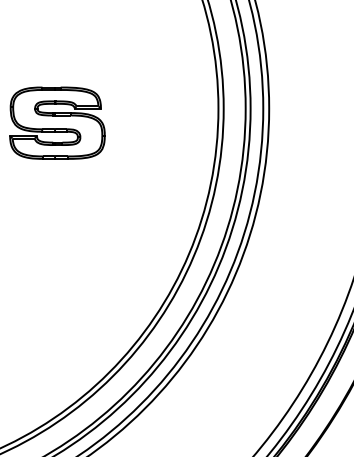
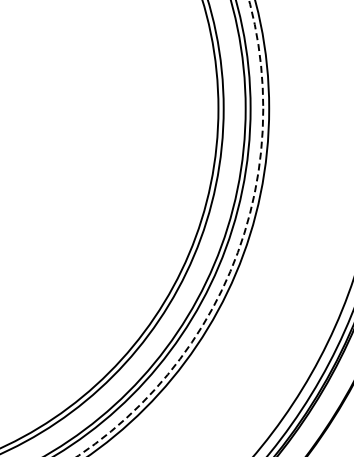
part: present -> none (57, 122)
circle: solid -> dashed (170, 228)
